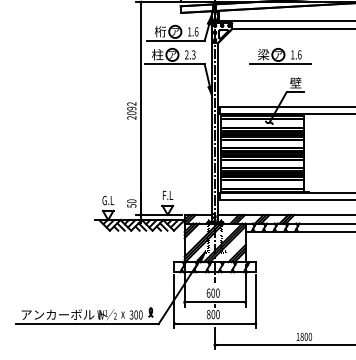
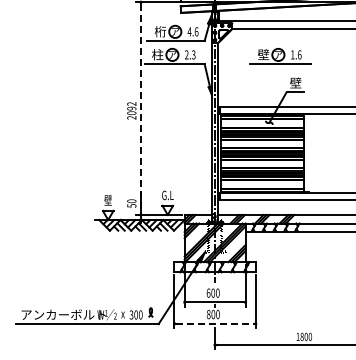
text: 1.6 -> 4.6 (189, 31)
text: 梁 -> 壁 (263, 54)
line: solid -> dashed (140, 108)
text: F.L -> G.L (167, 195)
text: G.L -> 壁 (108, 200)
line: solid -> dashed (215, 323)
